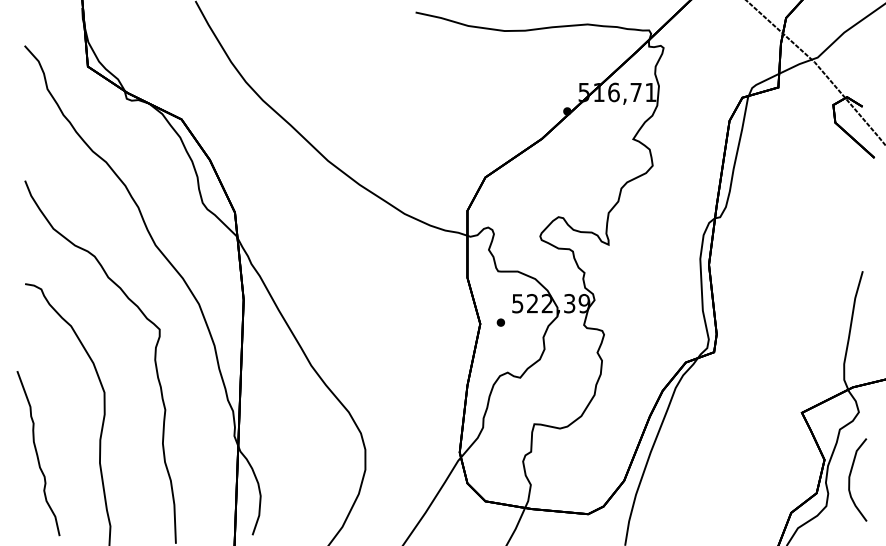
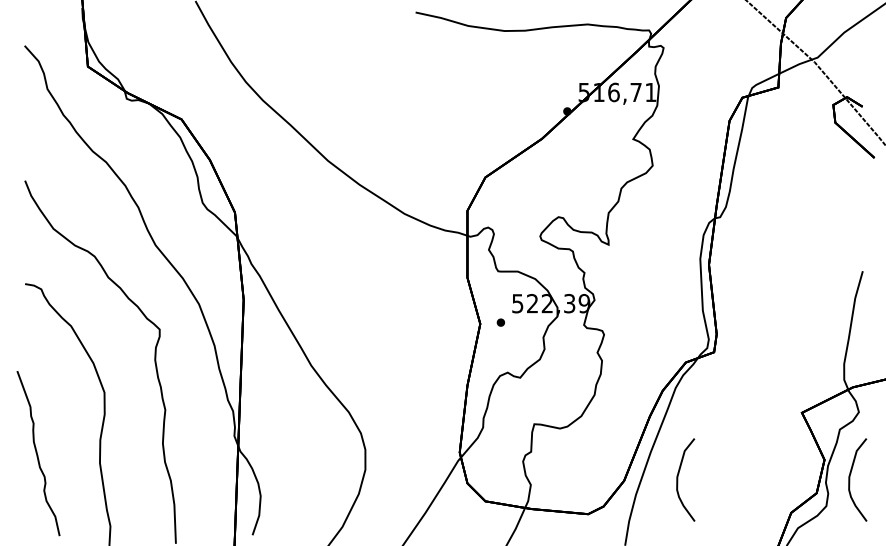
curve: none -> present (678, 479)
